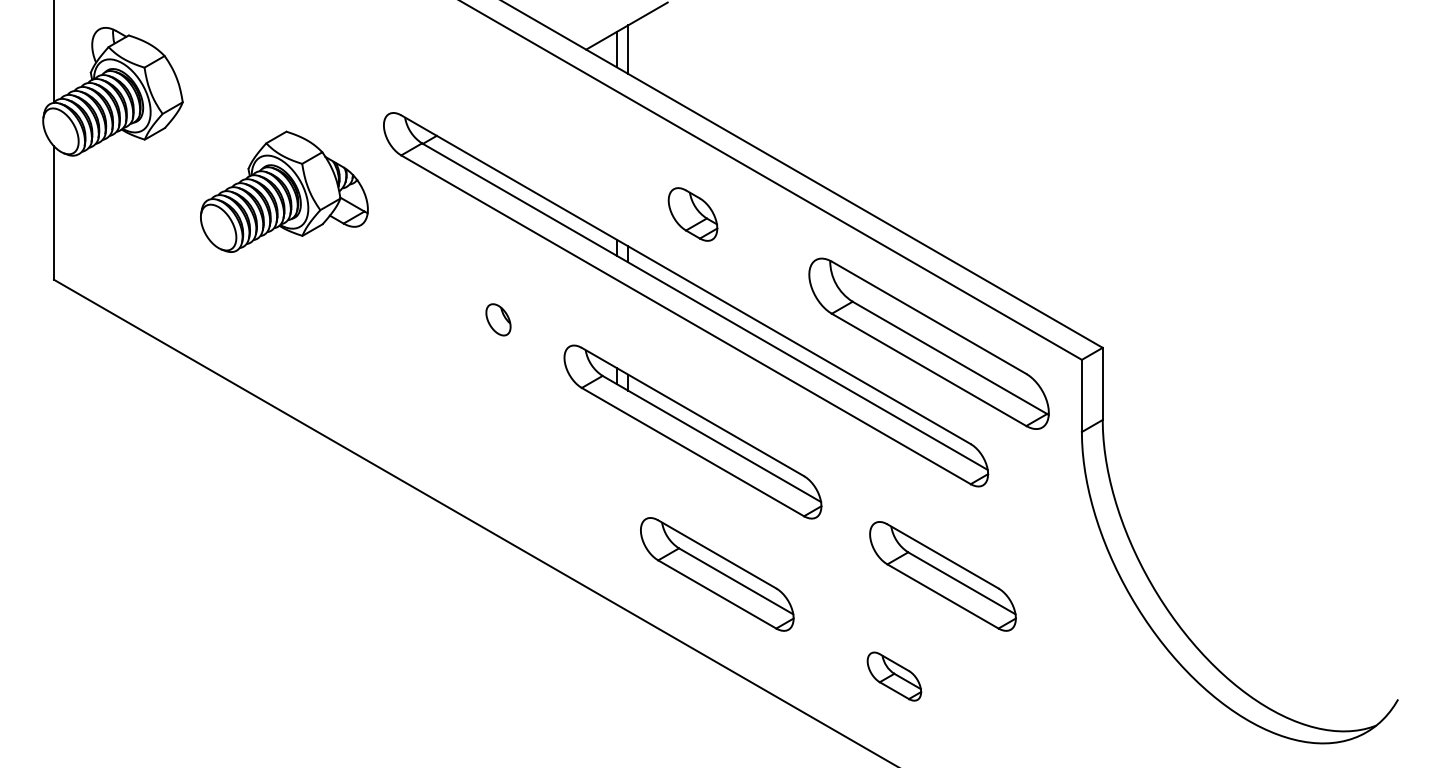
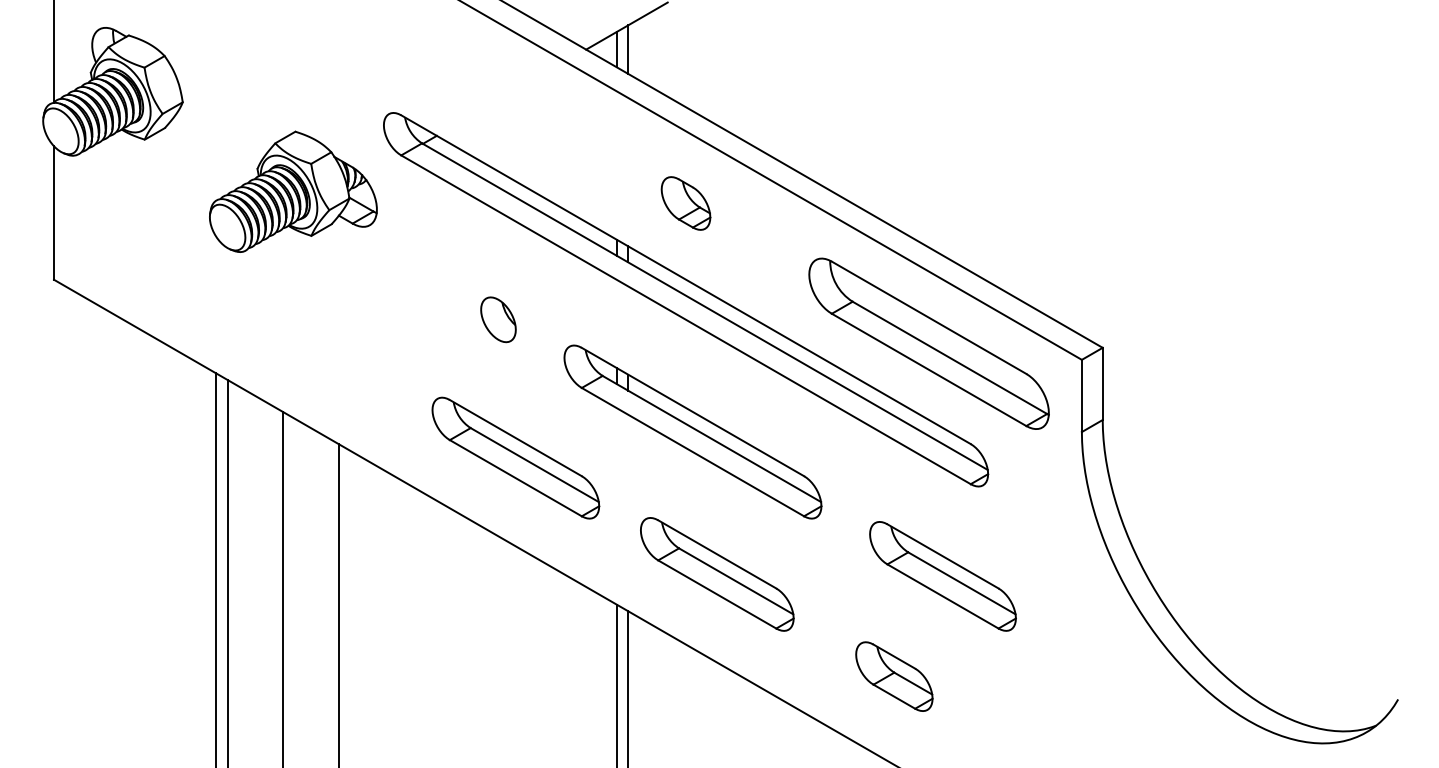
part position: (284, 191) -> (293, 191) (293, 191)
part position: (692, 214) -> (685, 203) (685, 203)
part size: 27x34 px -> 37x48 px (498, 319)
part: none -> present (515, 457)
line: none -> present (216, 568)
line: none -> present (227, 571)
line: none -> present (283, 588)
line: none -> present (338, 604)
part size: 57x51 px -> 79x71 px (894, 676)
line: none -> present (616, 684)
line: none -> present (628, 687)
